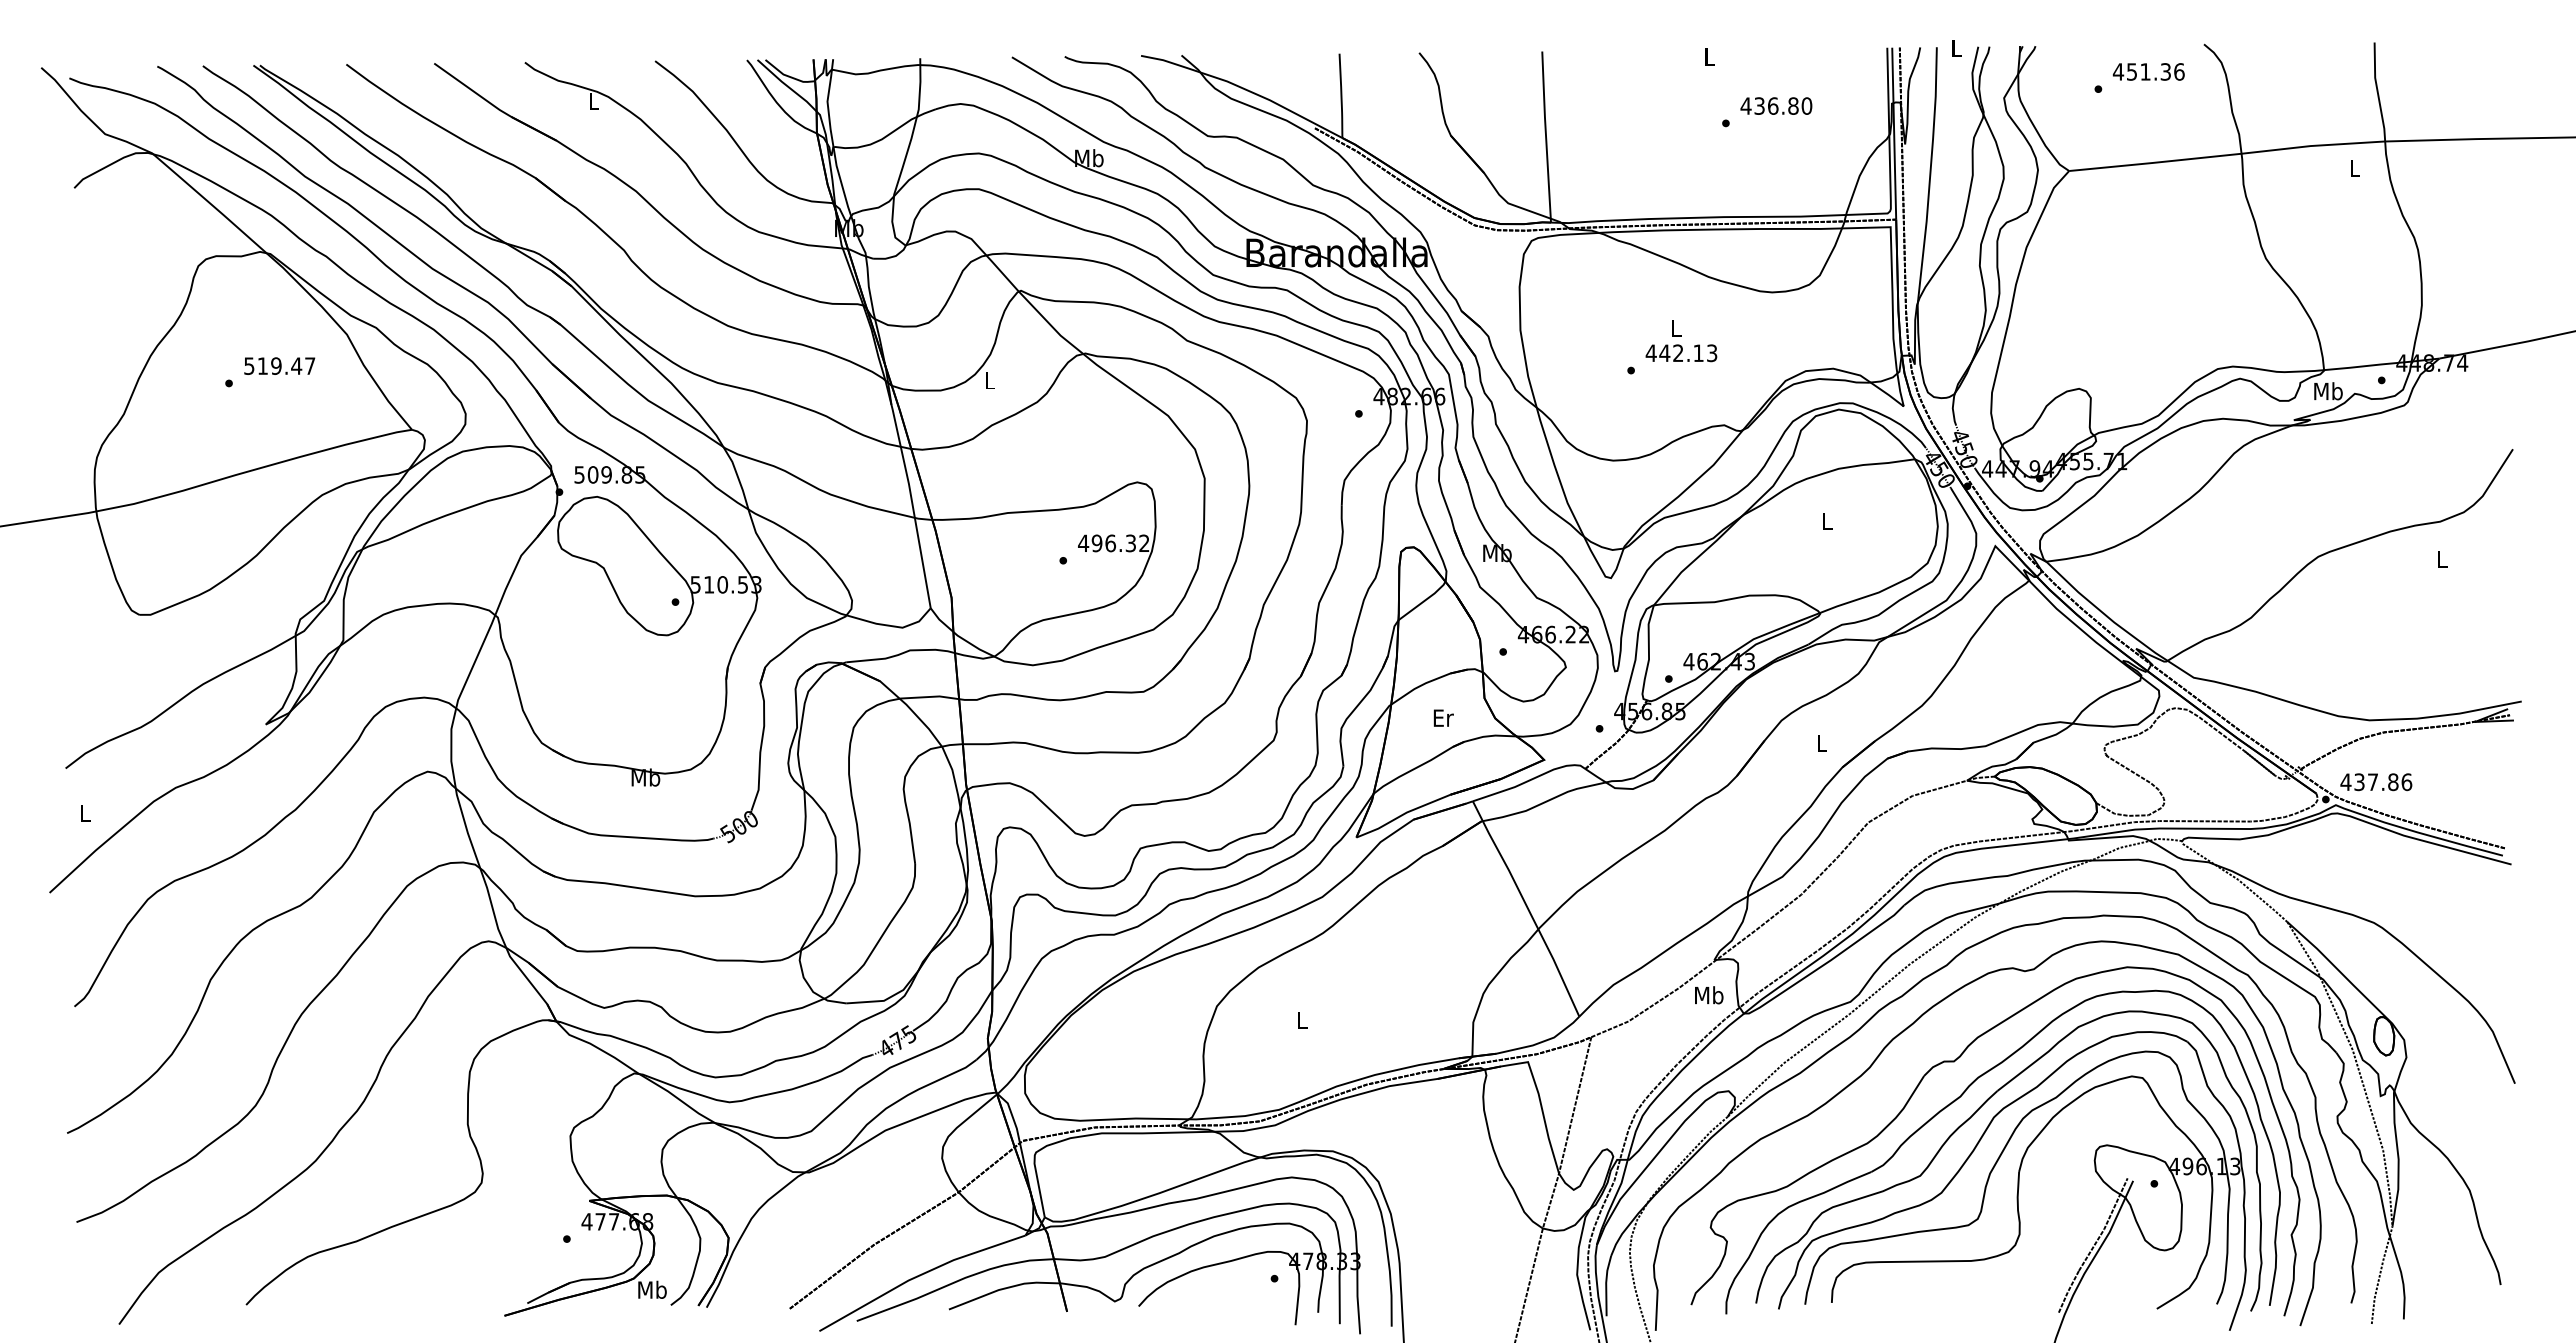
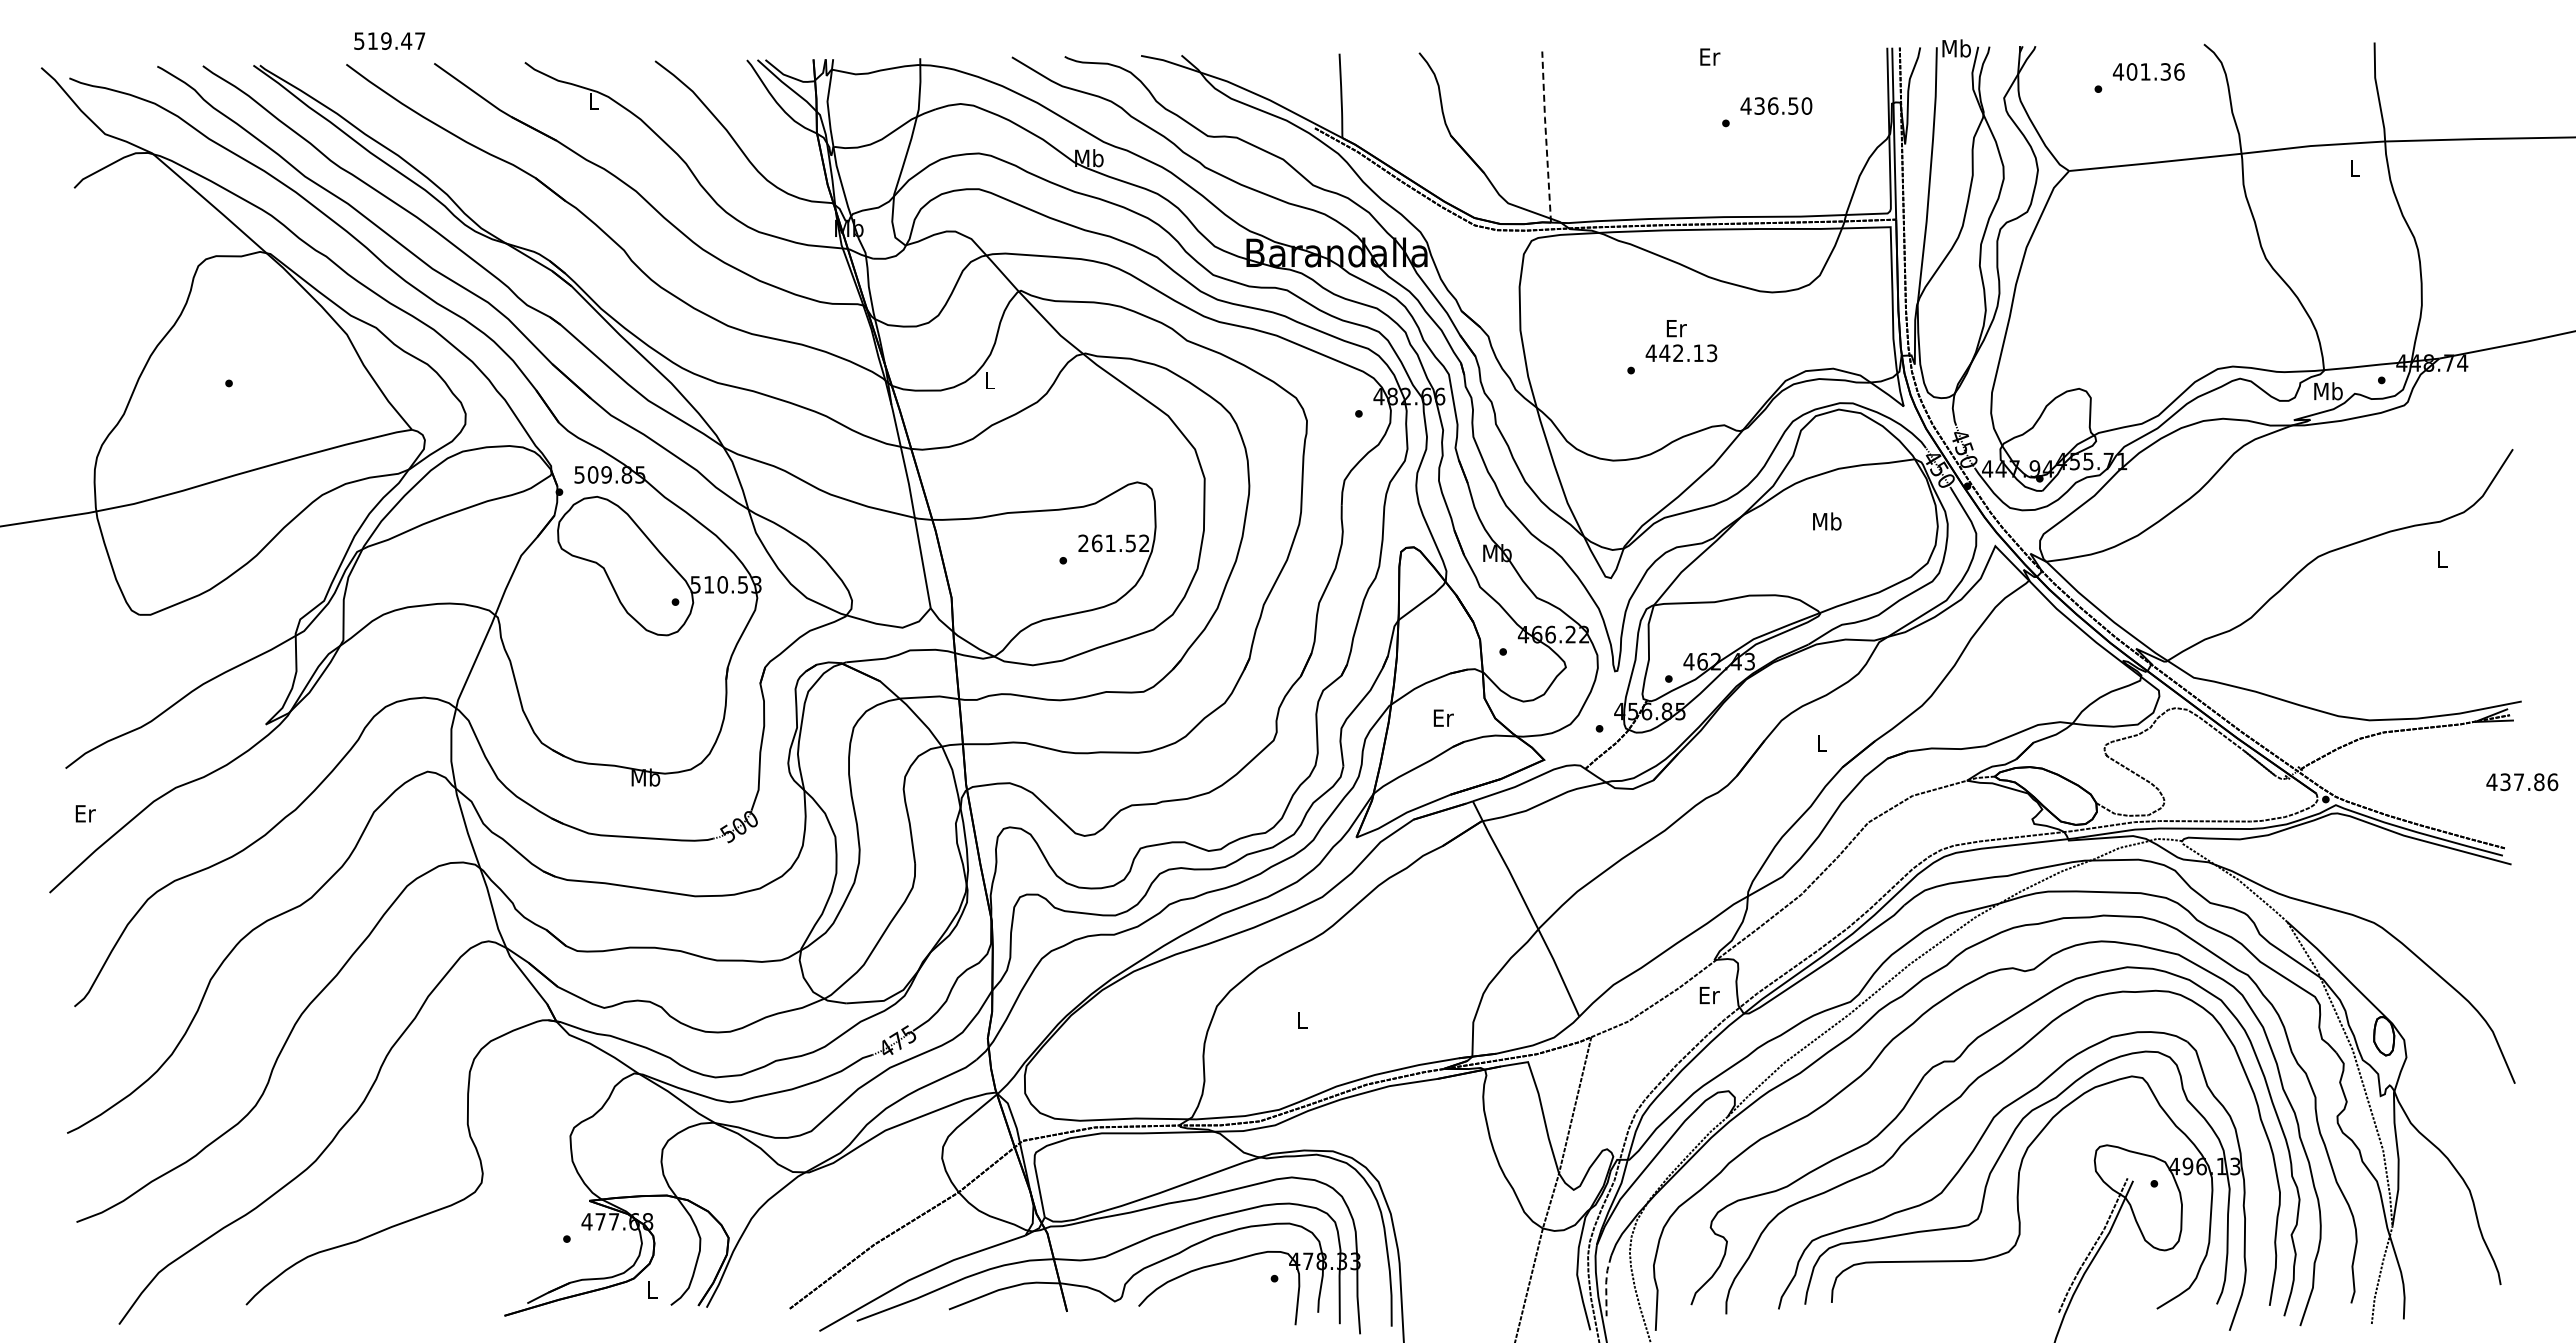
text: L -> Mb (1956, 48)
text: L -> Er (1710, 56)
text: 451.36 -> 401.36 (2131, 71)
text: 436.80 -> 436.50 (1793, 105)
line: solid -> dashed (1546, 136)
text: L -> Er (1676, 328)
text position: (279, 365) -> (389, 40) (389, 40)
text: L -> Mb (1827, 521)
text: 496.32 -> 261.52 (1106, 543)
text position: (2376, 782) -> (2522, 782) (2522, 782)
text: L -> Er (85, 813)
text: Mb -> Er (1709, 995)
part: present -> none (1968, 1120)
line: solid -> dashed (1606, 1284)
text: Mb -> L (652, 1289)
